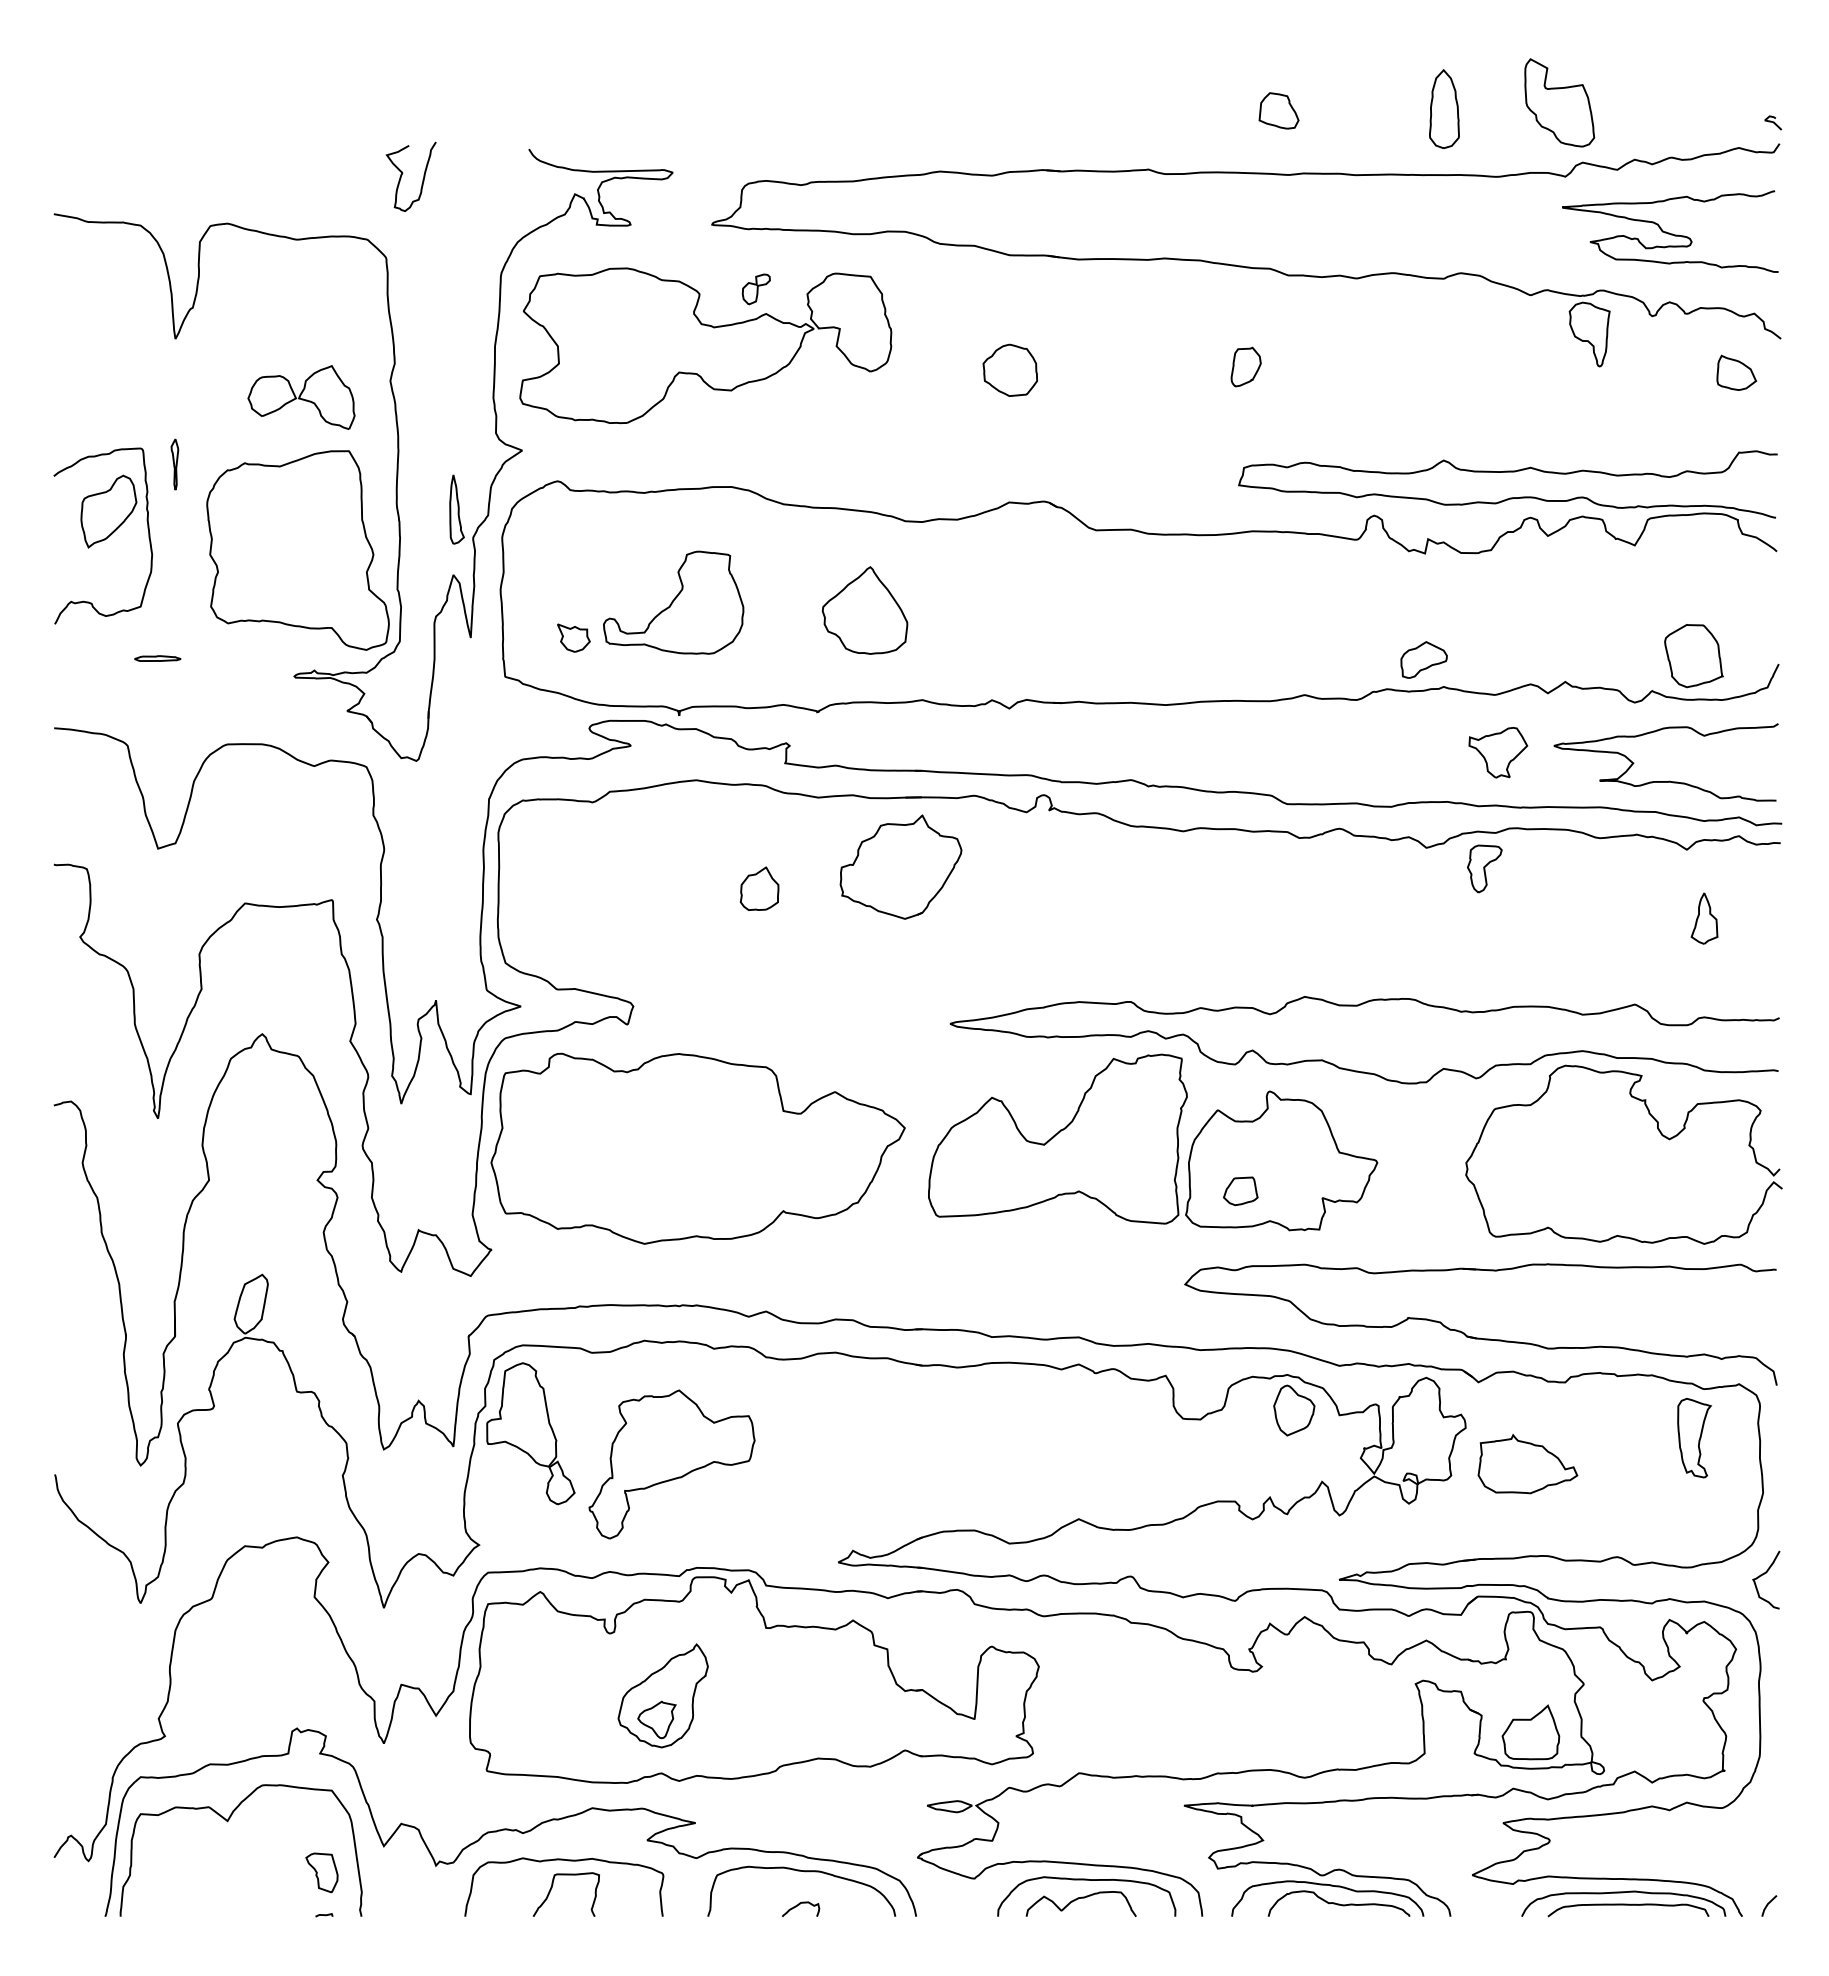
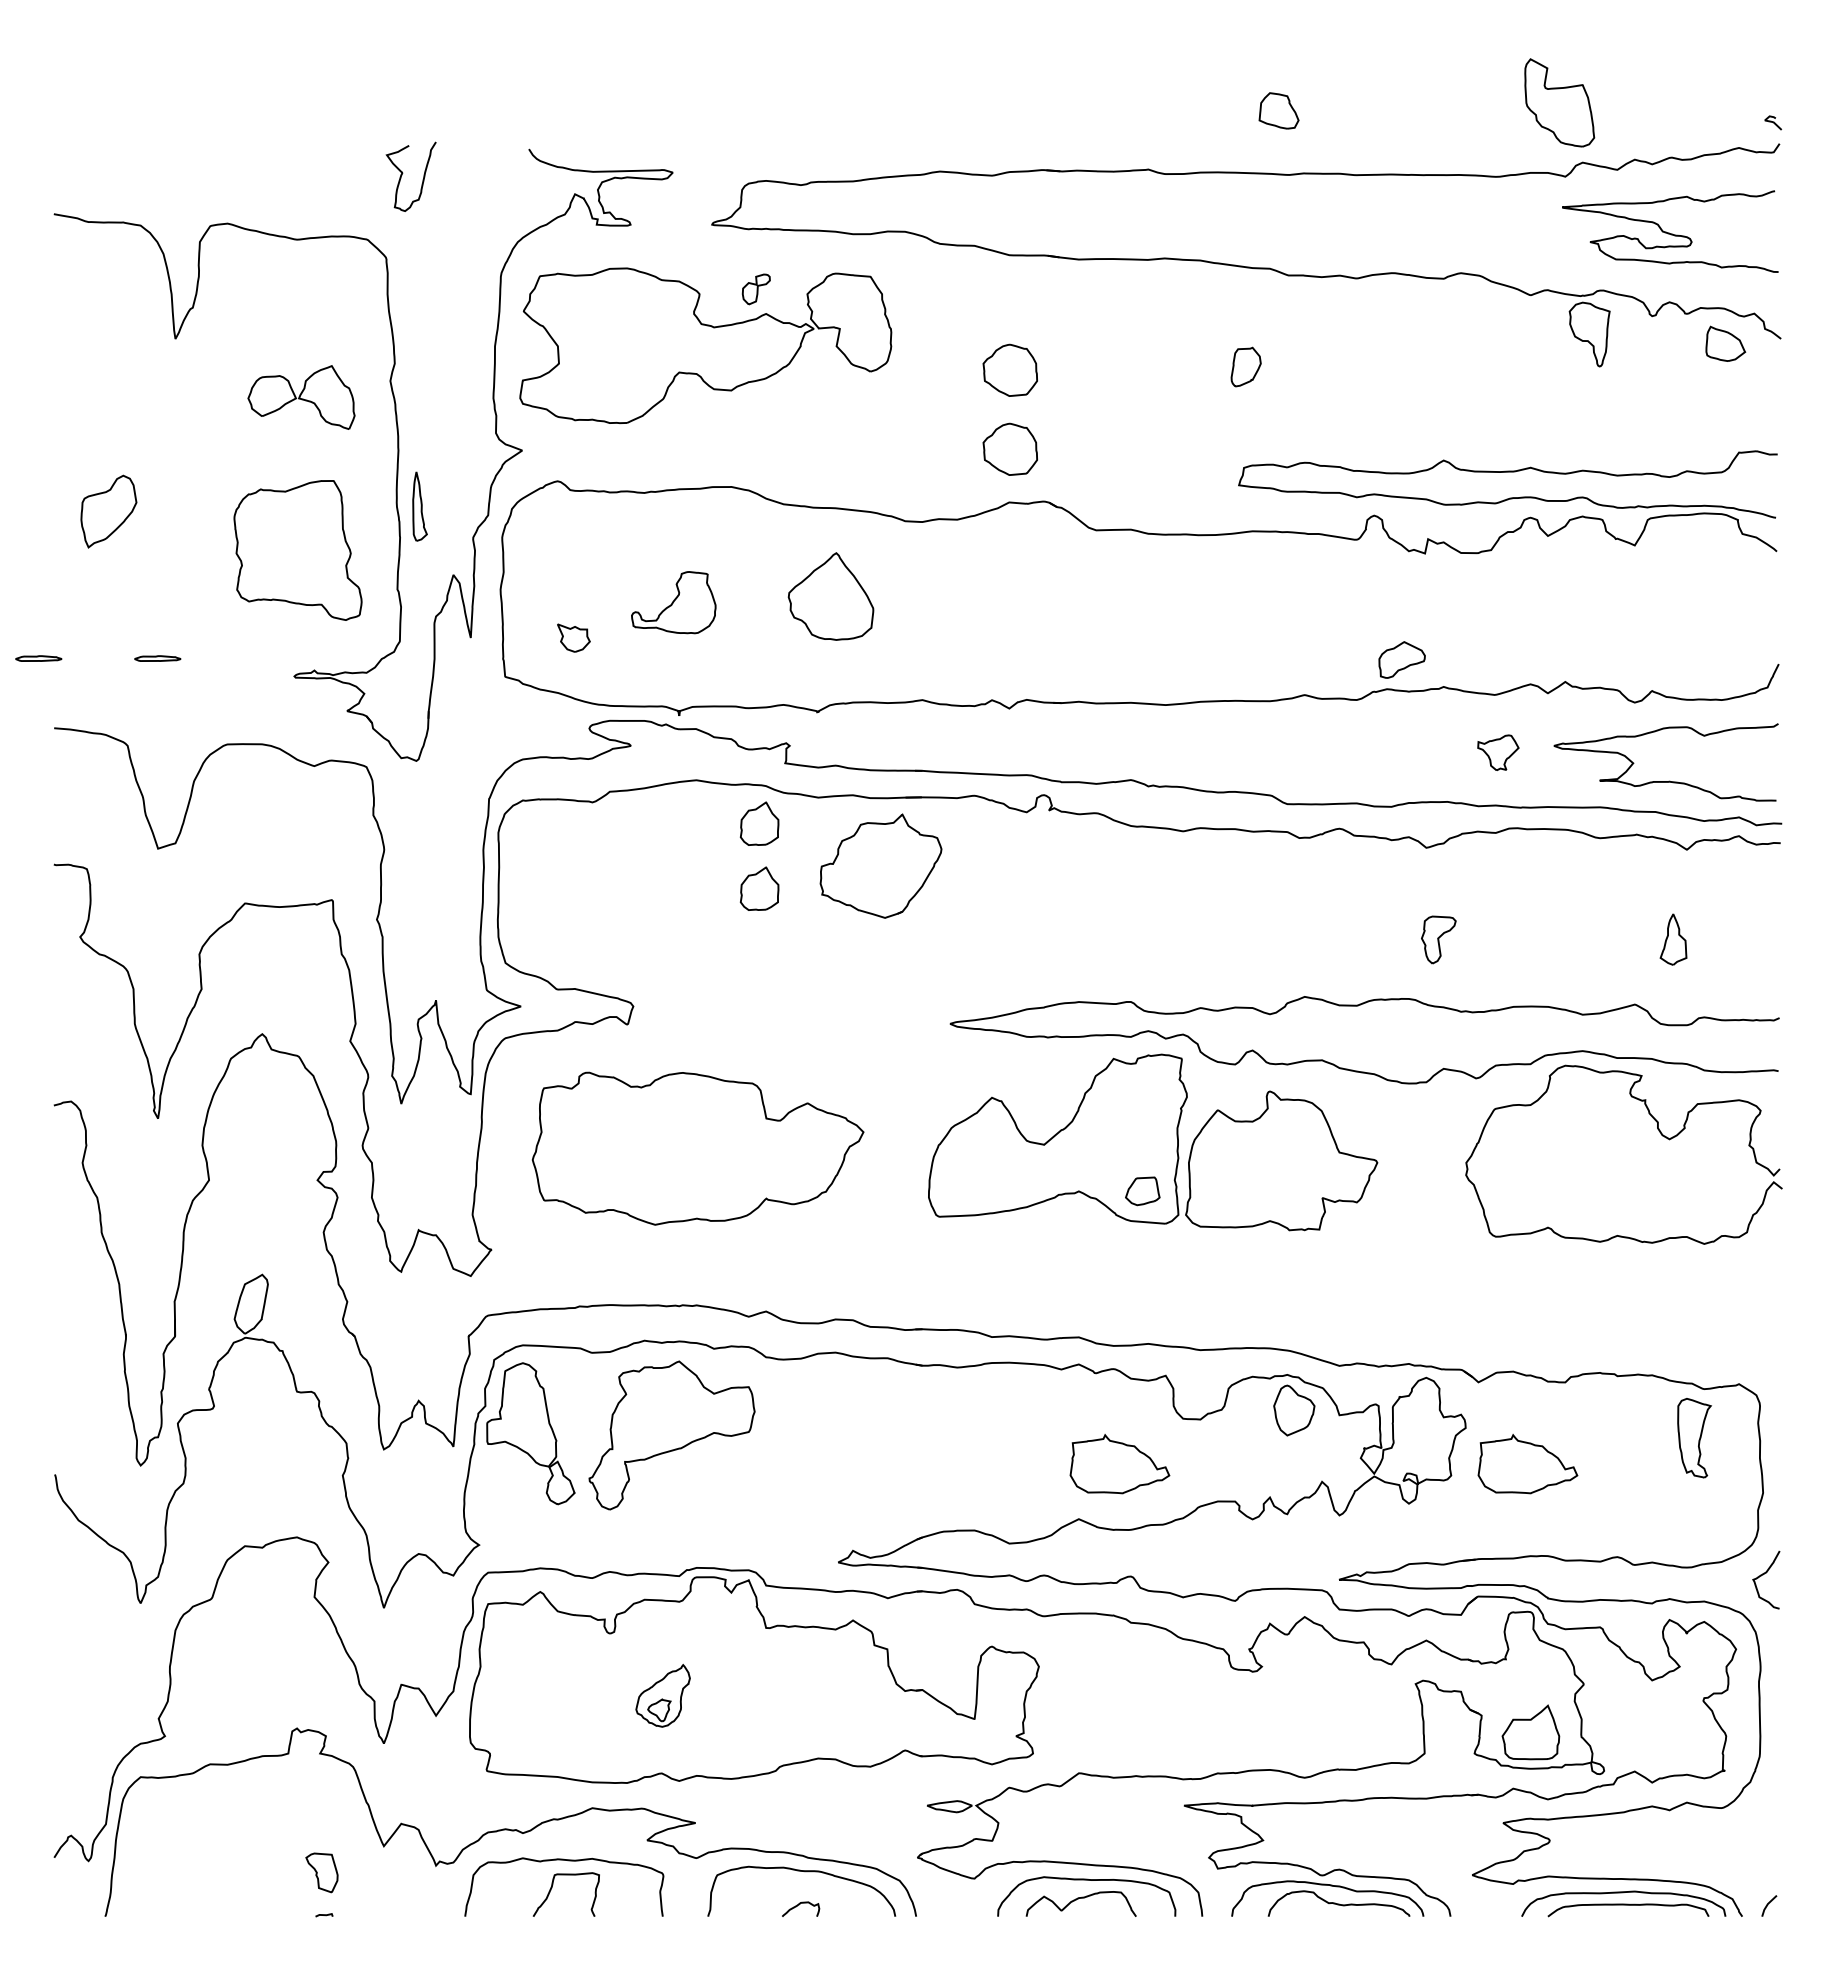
part: present -> none (1444, 108)
part position: (1736, 372) -> (1725, 343) (1725, 343)
part: none -> present (1009, 448)
part: present -> none (174, 464)
part position: (456, 509) -> (419, 506) (419, 506)
curve: present -> none (147, 528)
part size: 184x201 px -> 130x141 px (297, 550)
part size: 142x105 px -> 86x64 px (673, 602)
part position: (864, 610) -> (830, 596) (830, 596)
part: present -> none (1693, 656)
part: none -> present (38, 658)
part position: (1423, 659) -> (1401, 659) (1401, 659)
part size: 61x52 px -> 43x37 px (1498, 752)
part: none -> present (759, 823)
part position: (900, 866) -> (880, 865) (880, 865)
part position: (1484, 868) -> (1438, 939) (1438, 939)
part position: (1704, 918) -> (1673, 939) (1673, 939)
part size: 416x193 px -> 334x155 px (697, 1148)
part position: (1240, 1191) -> (1142, 1191) (1142, 1191)
part: present -> none (1480, 1337)
part position: (671, 1464) -> (671, 1435) (671, 1435)
part: none -> present (1119, 1464)
part size: 92x106 px -> 56x64 px (662, 1695)
curve: present -> none (227, 1822)
